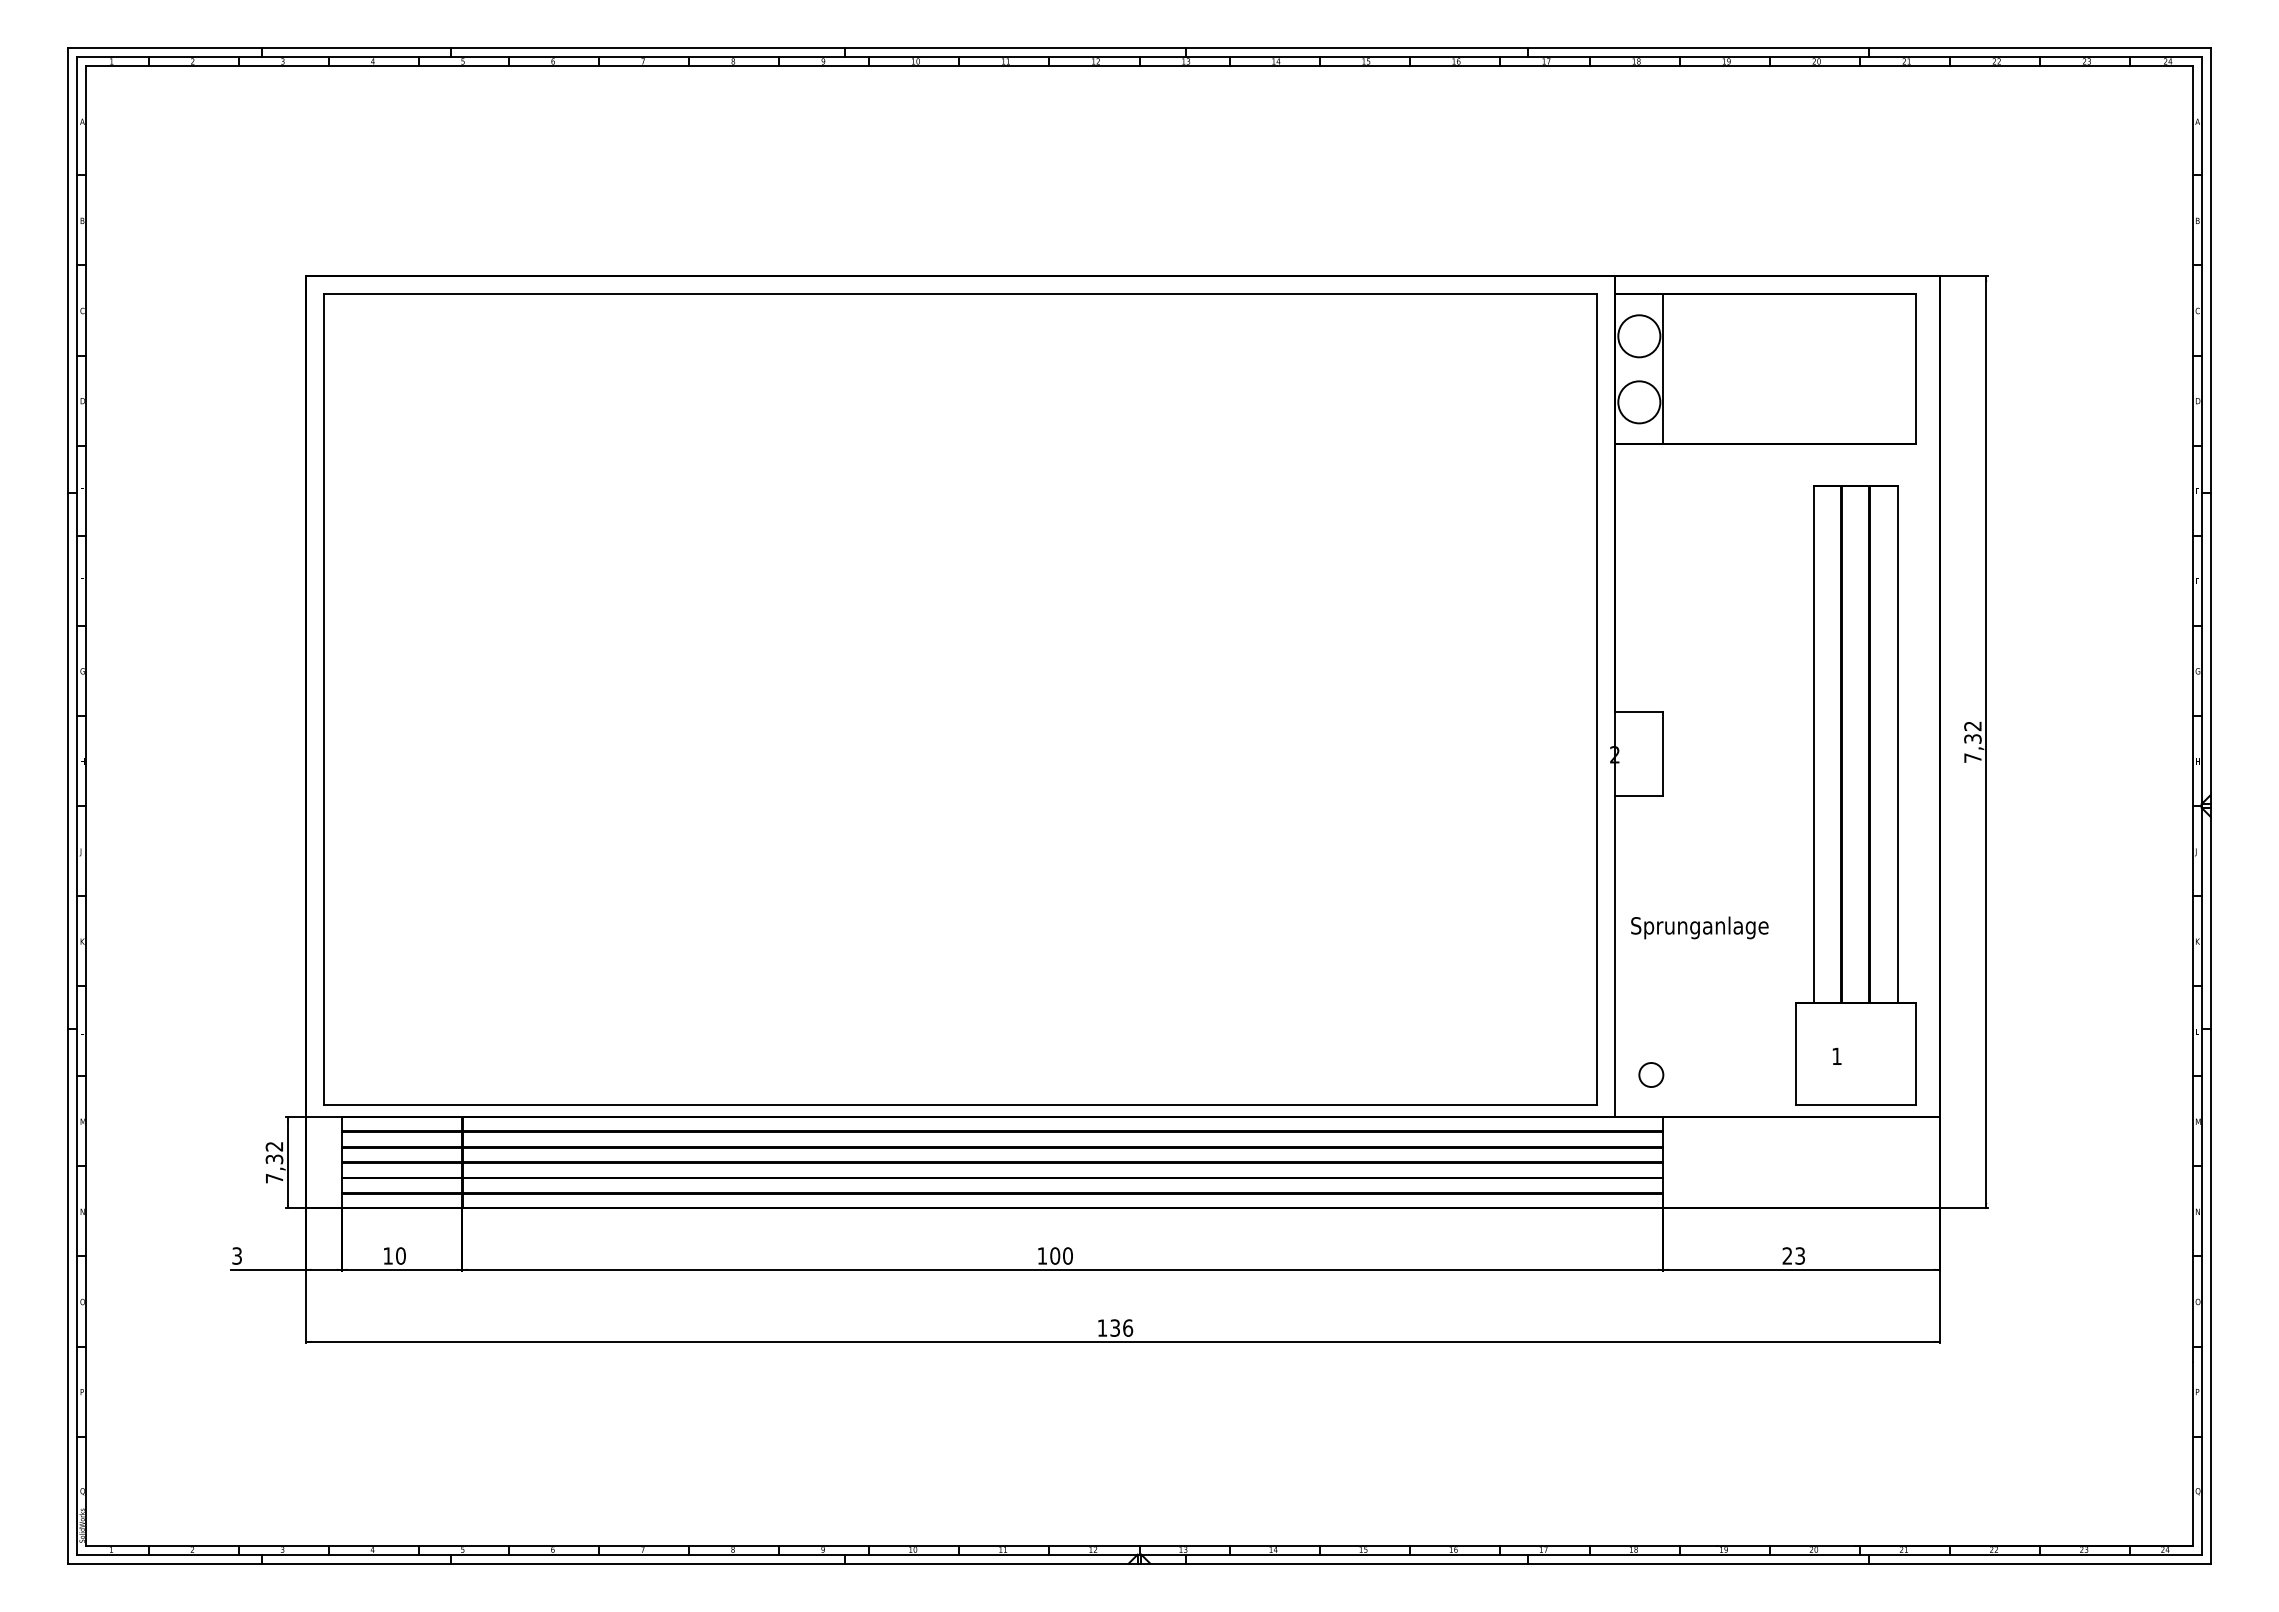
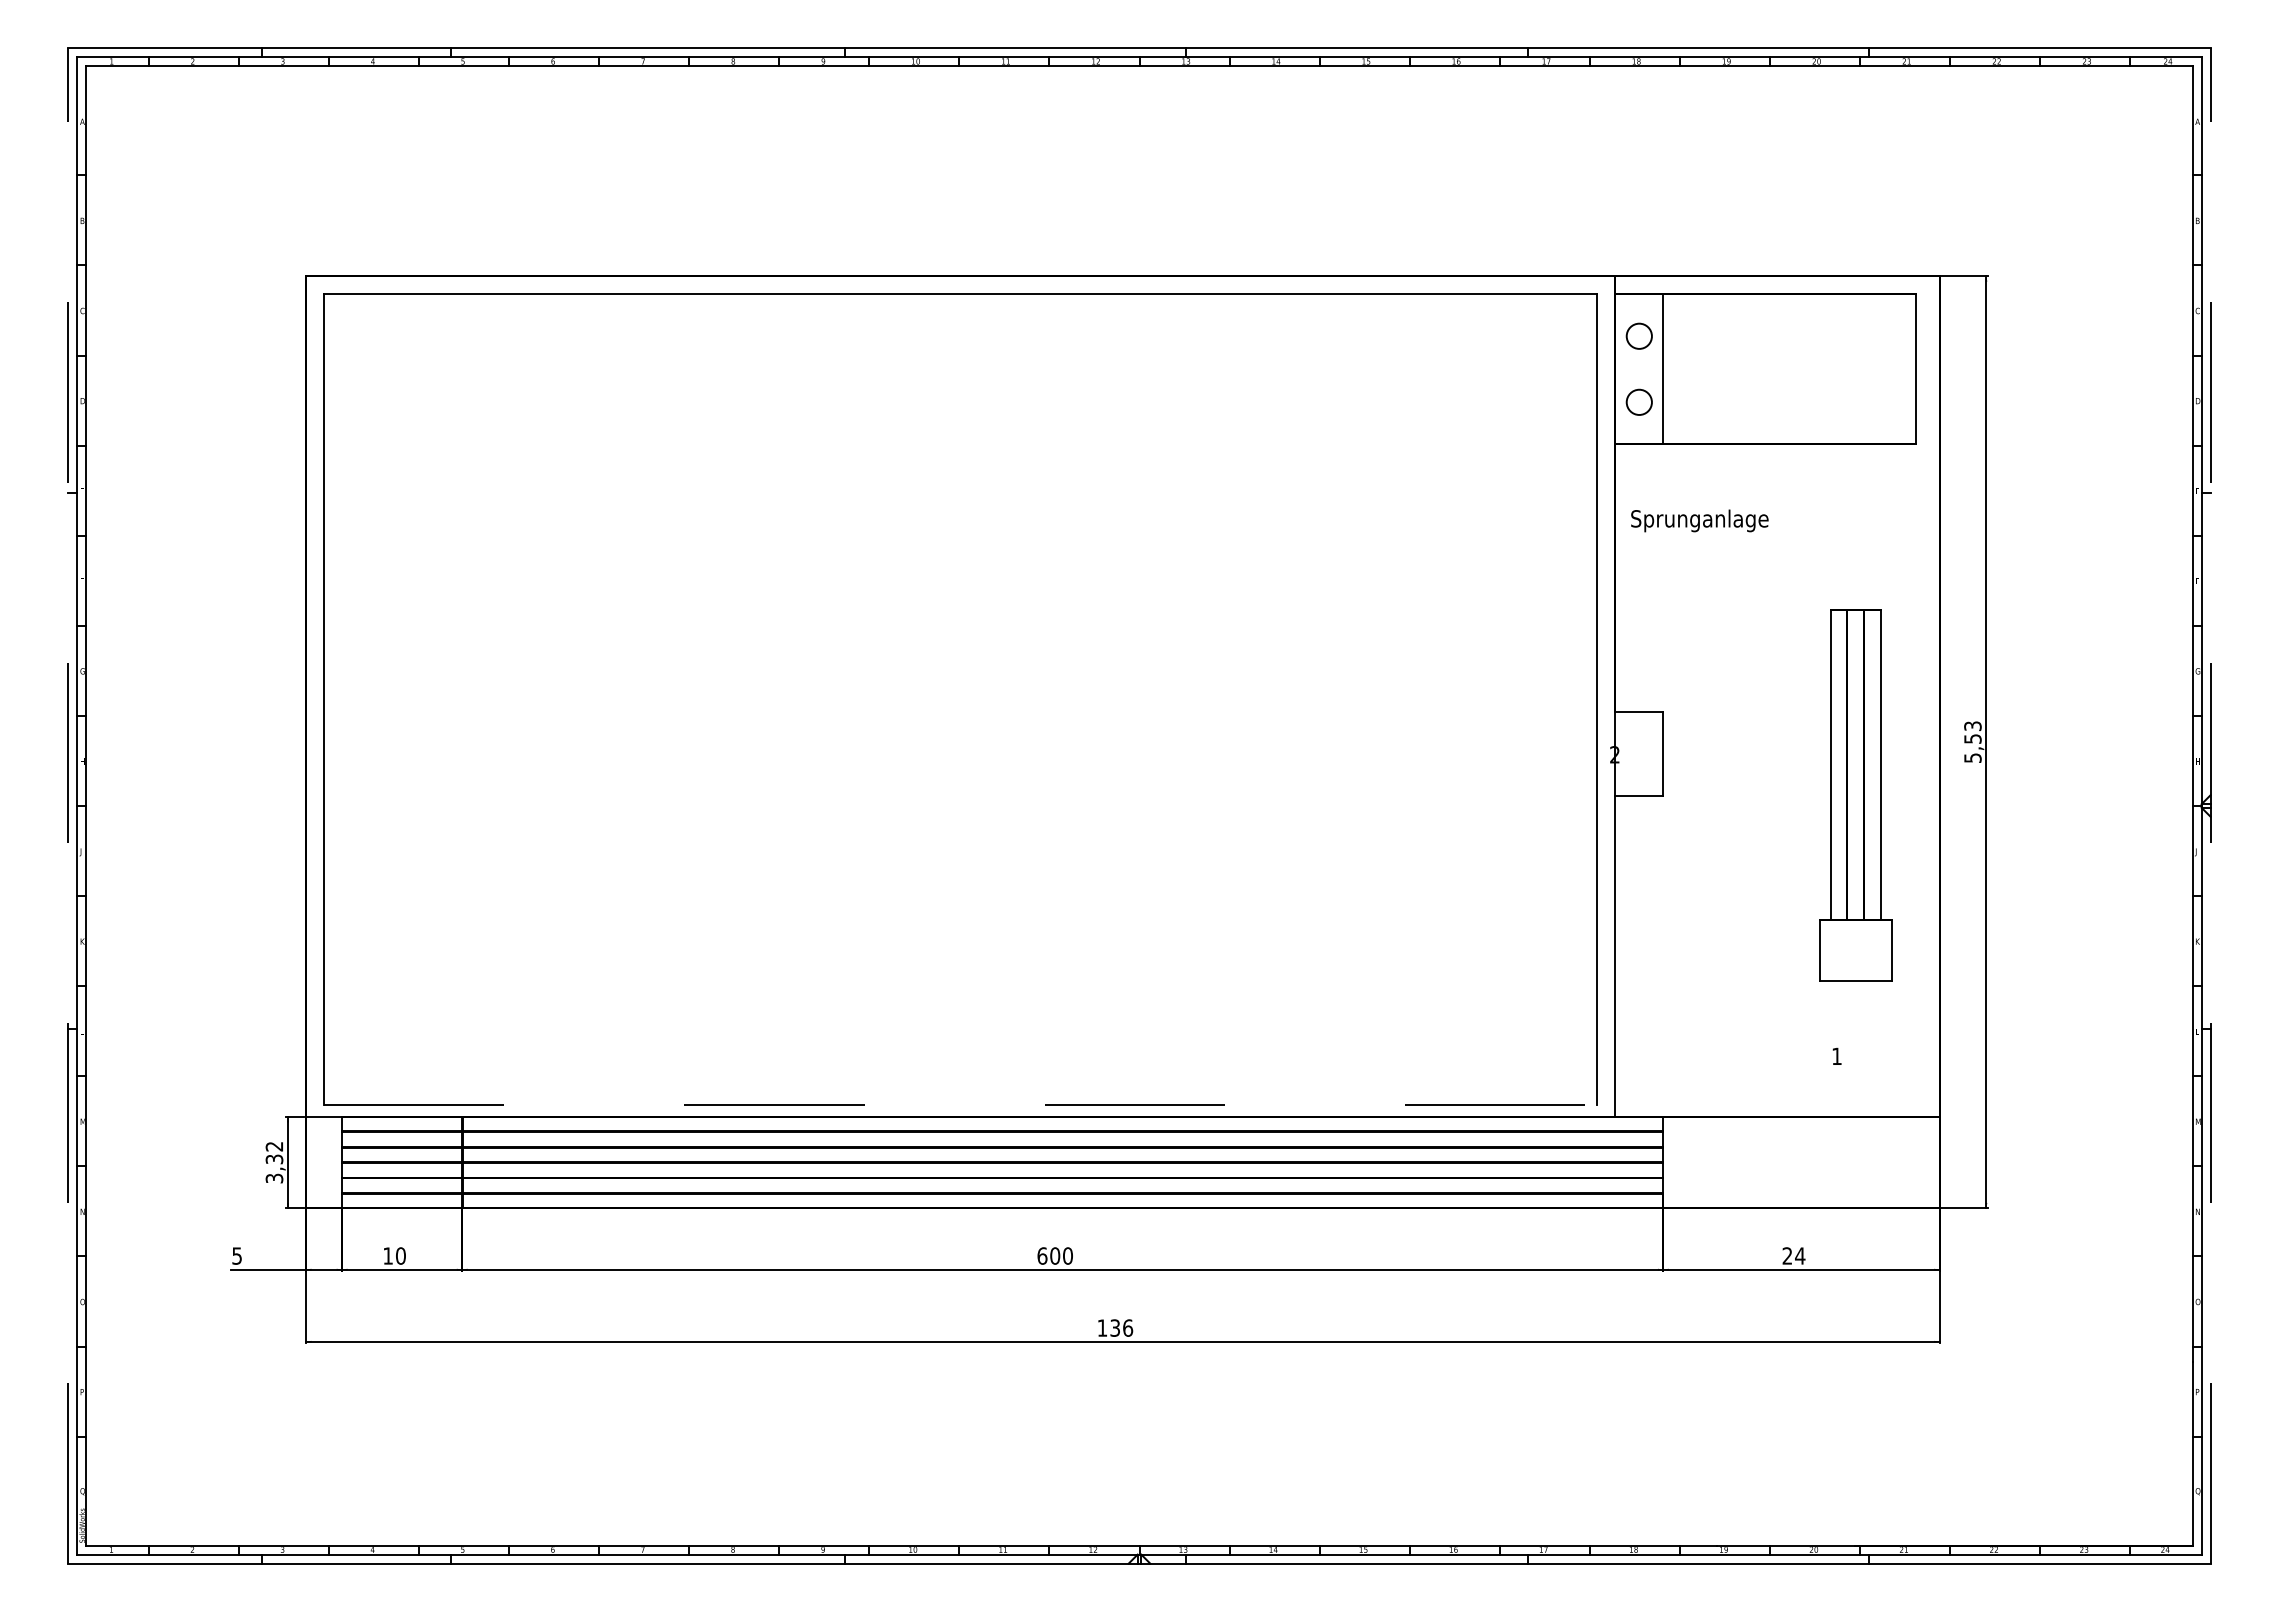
circle diameter: 42 px -> 25 px (1638, 335)
circle diameter: 42 px -> 25 px (1638, 401)
text: 7,32 -> 5,53 (1972, 741)
part size: 122x621 px -> 74x373 px (1855, 795)
line: solid -> dashed (68, 806)
line: solid -> dashed (2210, 806)
text position: (1699, 927) -> (1699, 520) (1699, 520)
circle: present -> none (1651, 1074)
line: solid -> dashed (960, 1105)
text: 7,32 -> 3,32 (274, 1178)
text: 3 -> 5 (236, 1255)
text: 100 -> 600 (1042, 1255)
text: 23 -> 24 (1800, 1255)
